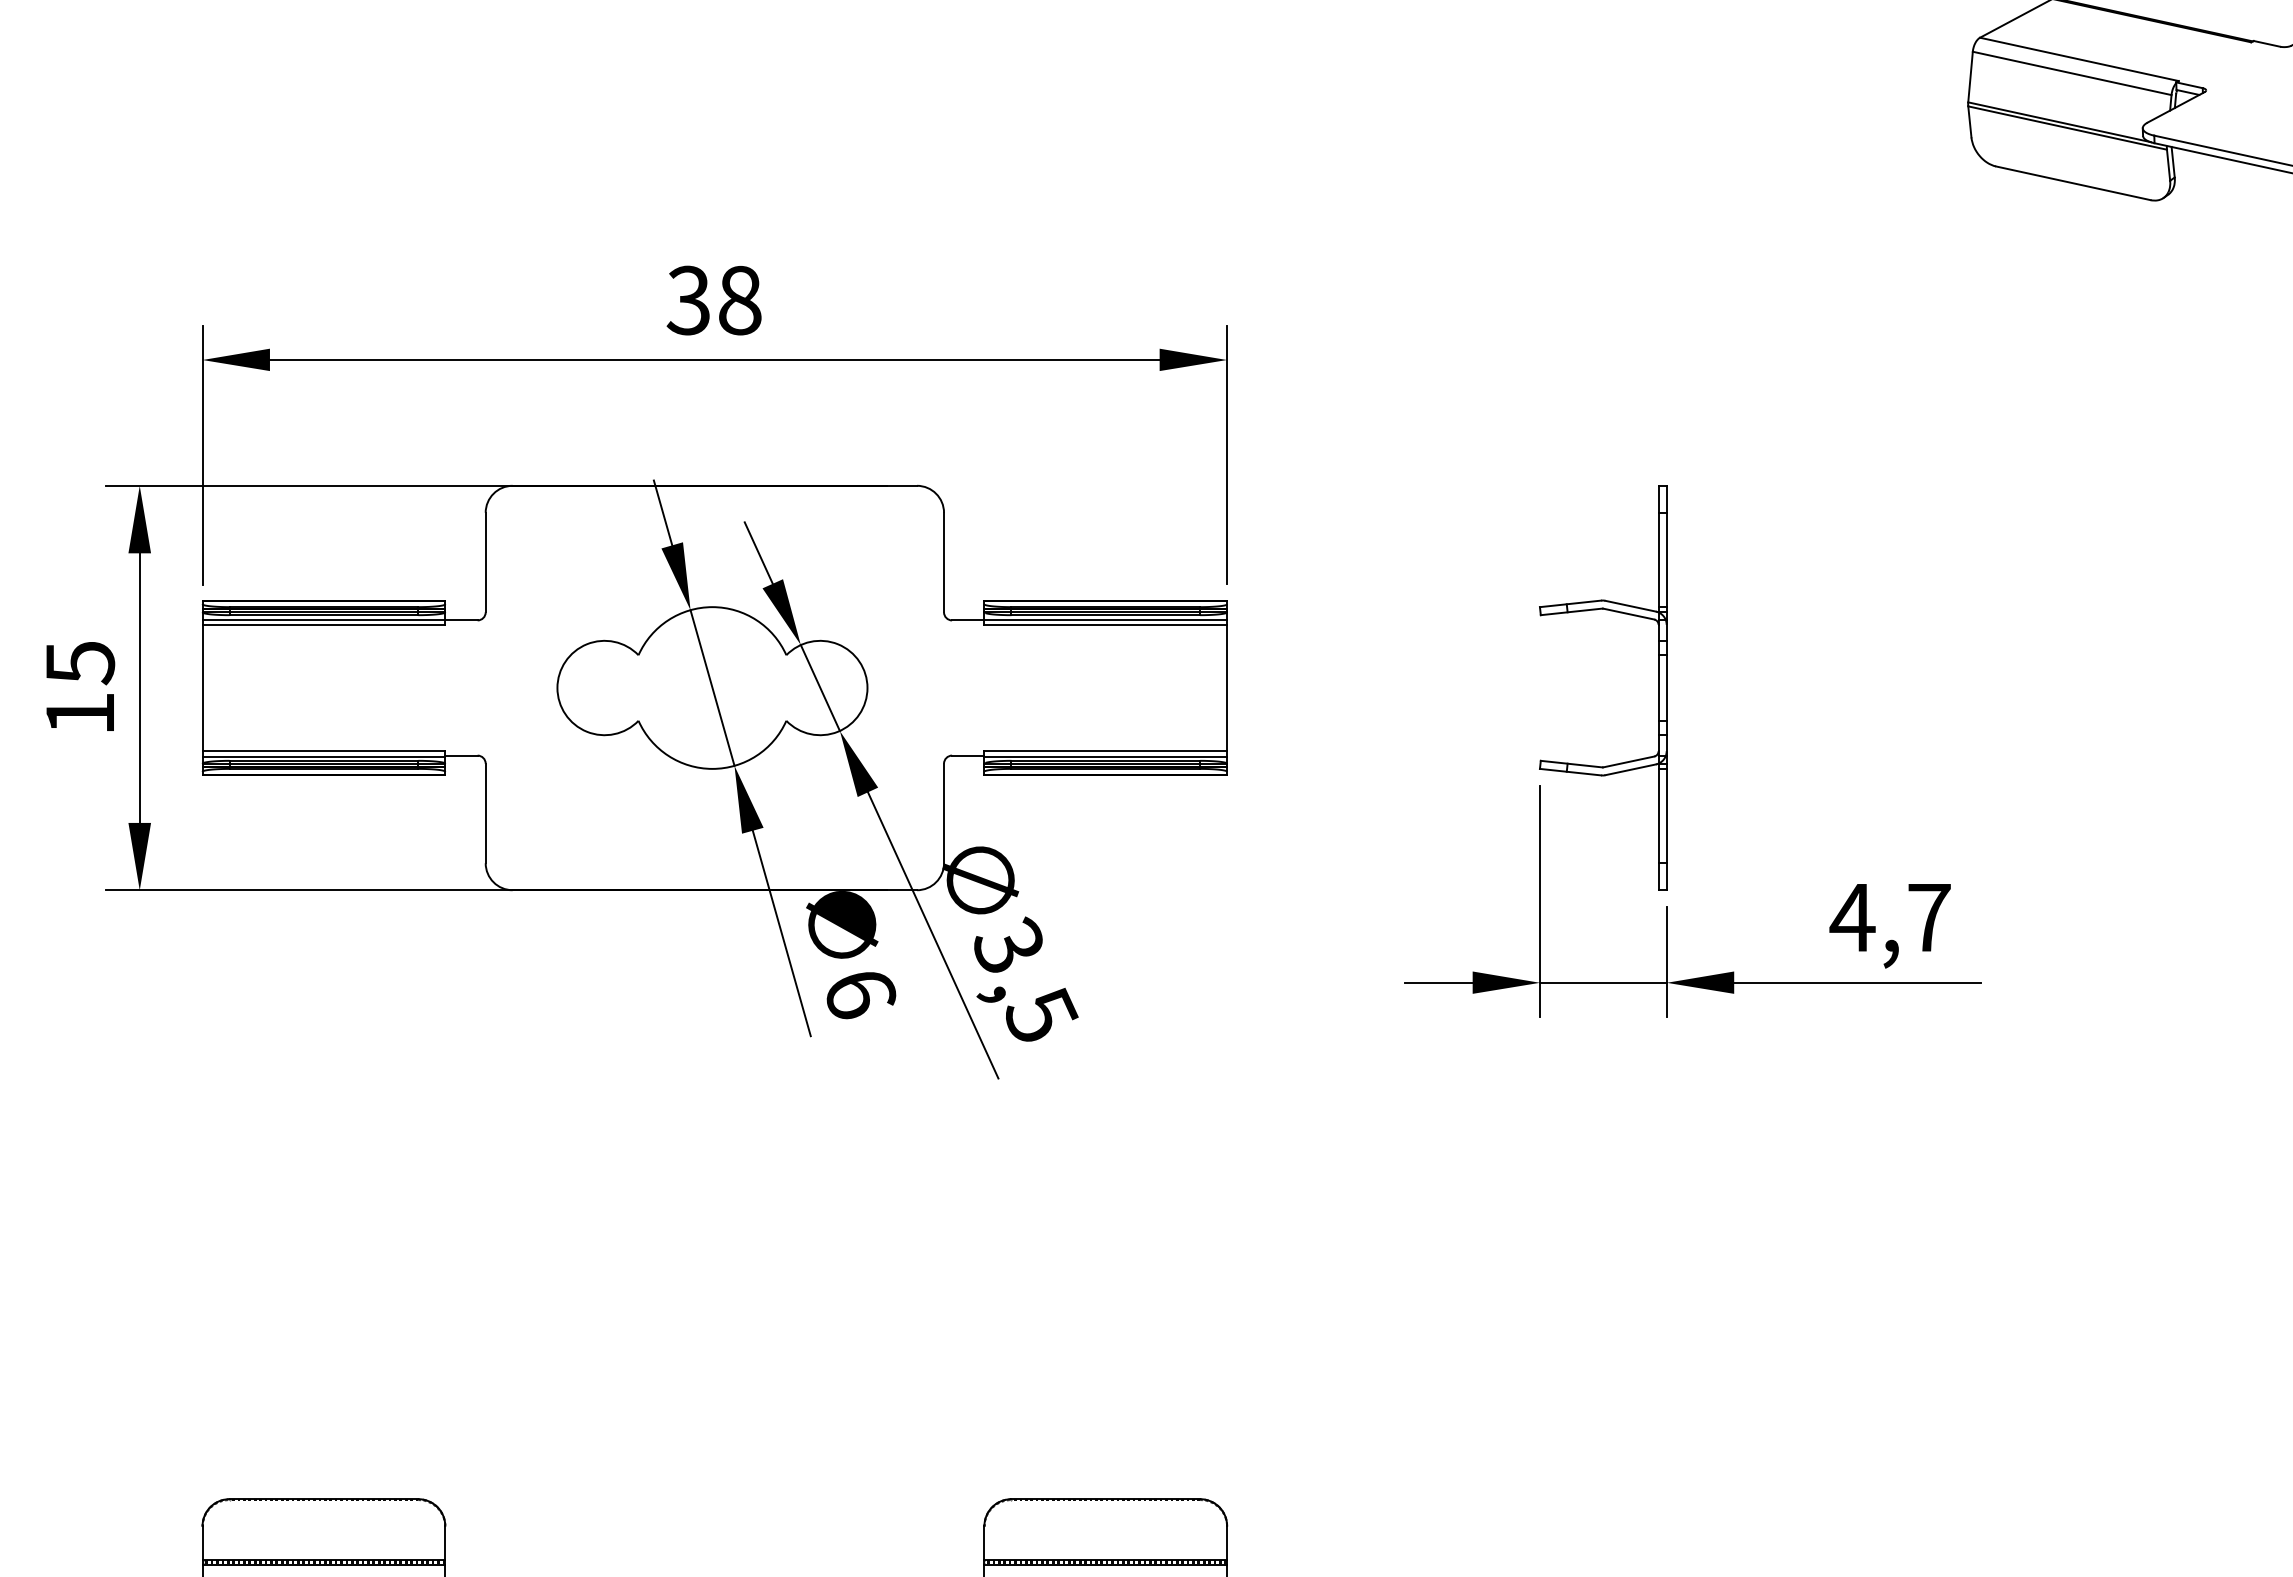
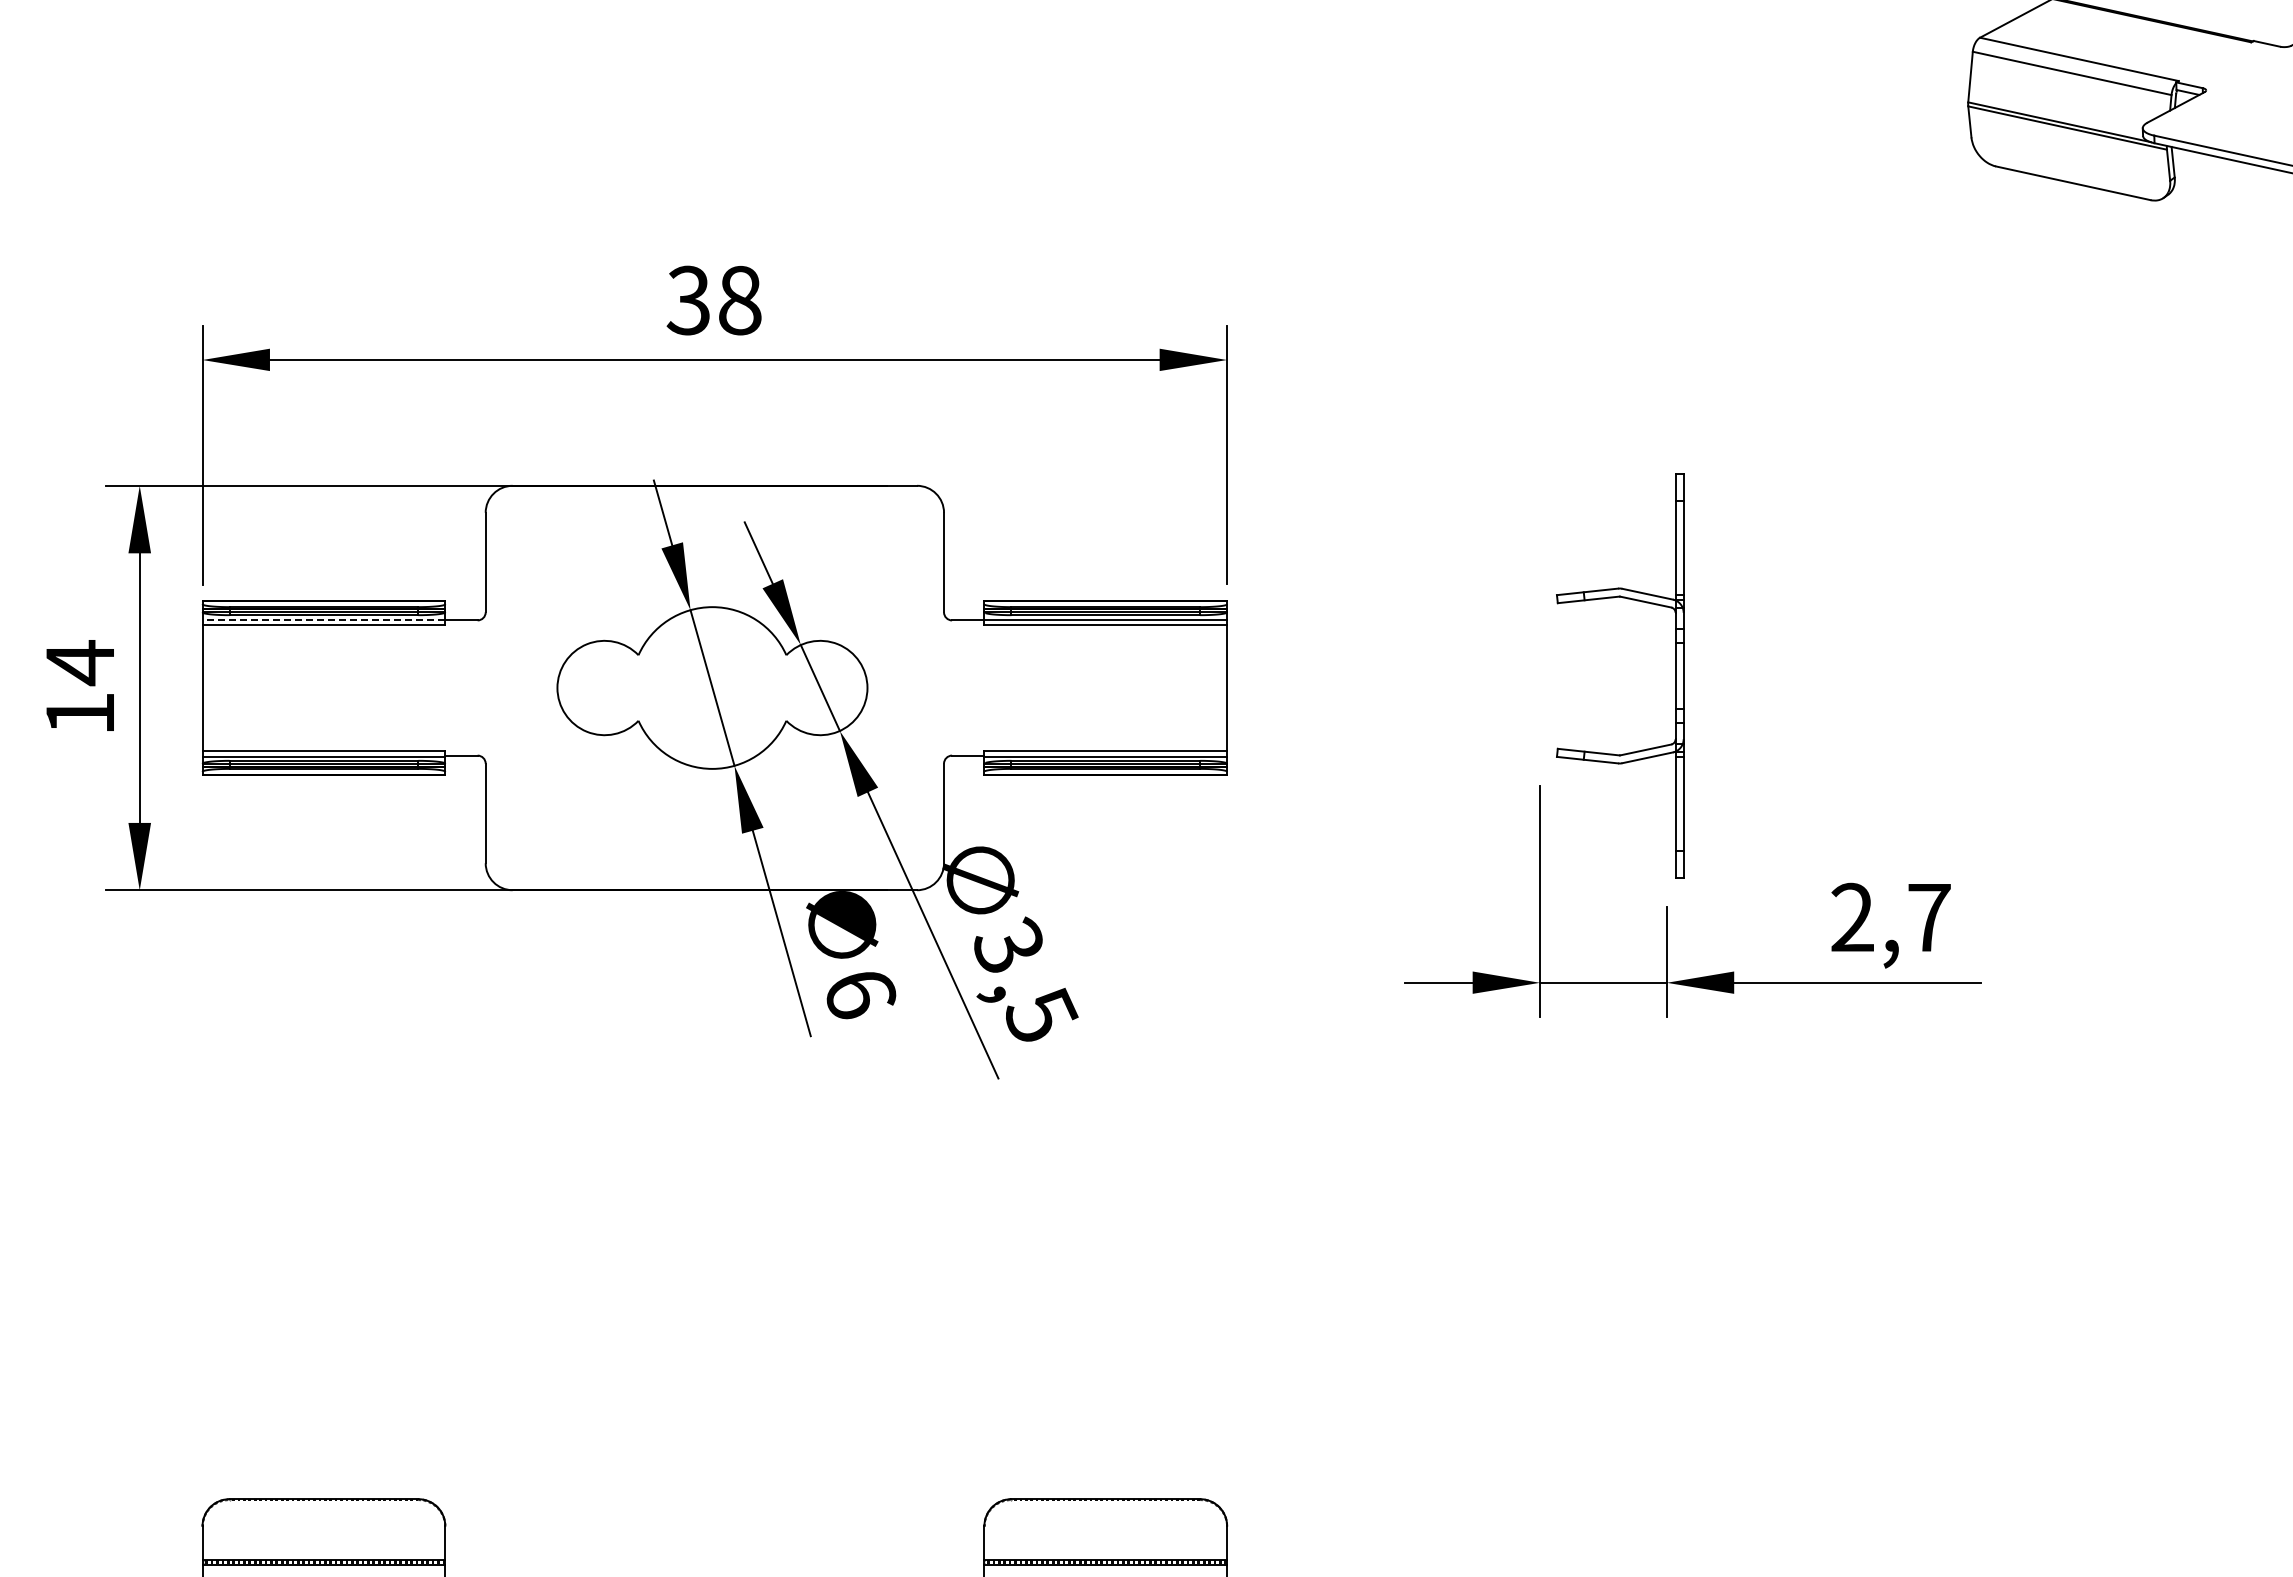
line: solid -> dashed (323, 619)
text: 15 -> 14 (80, 663)
part position: (1658, 687) -> (1675, 675) (1675, 675)
text: 4,7 -> 2,7 (1852, 916)
